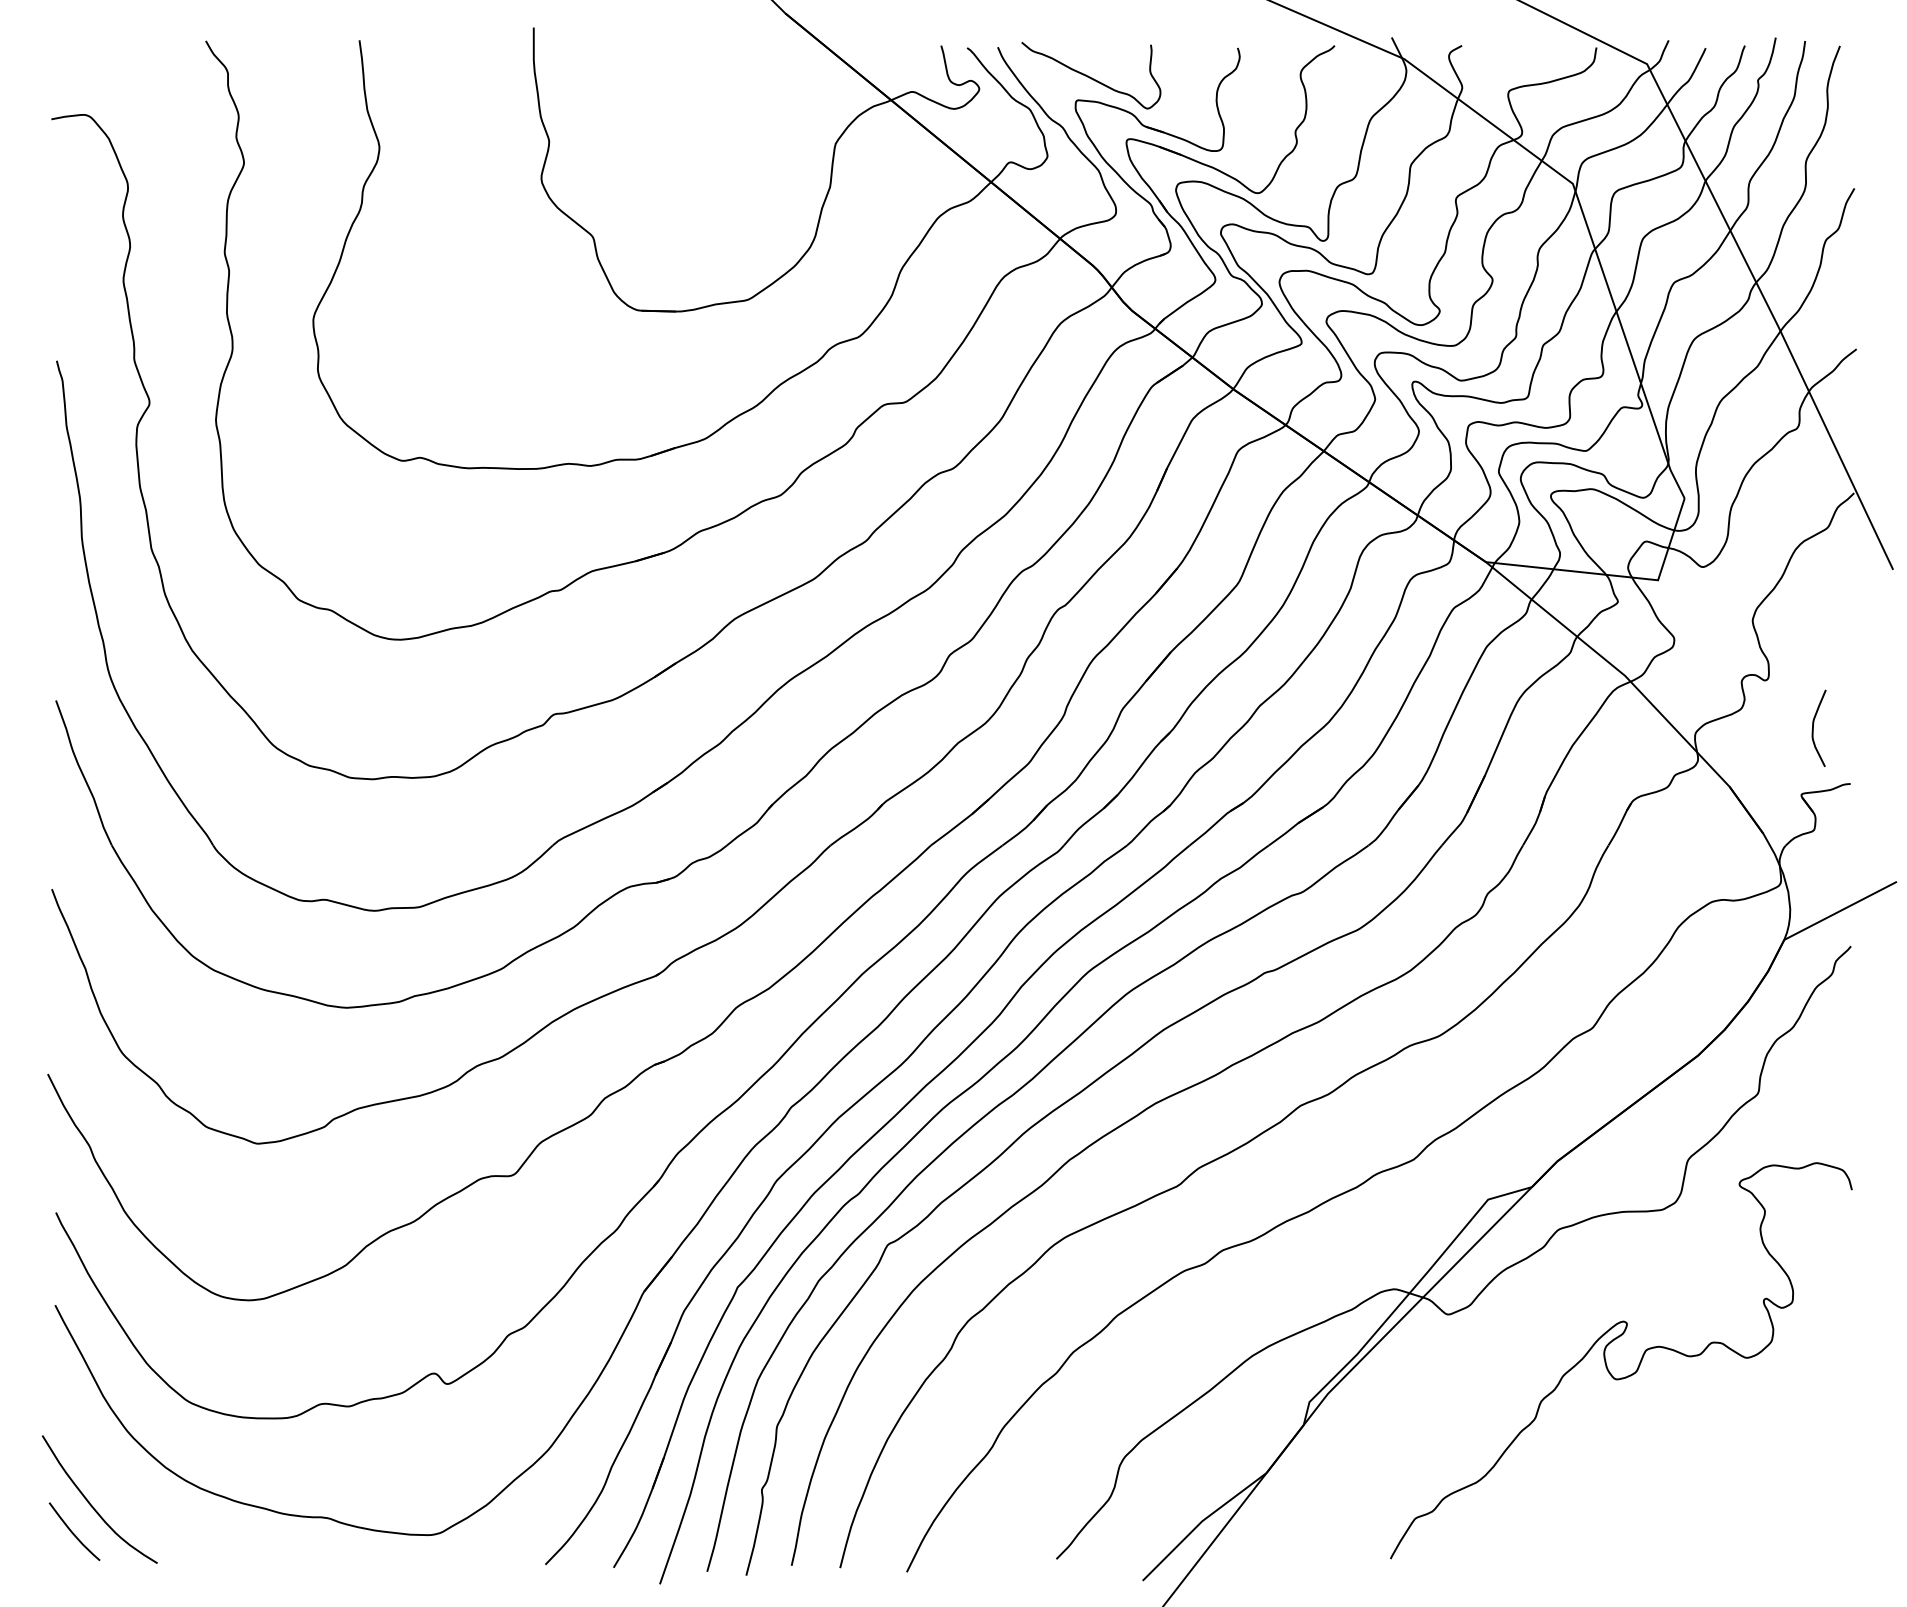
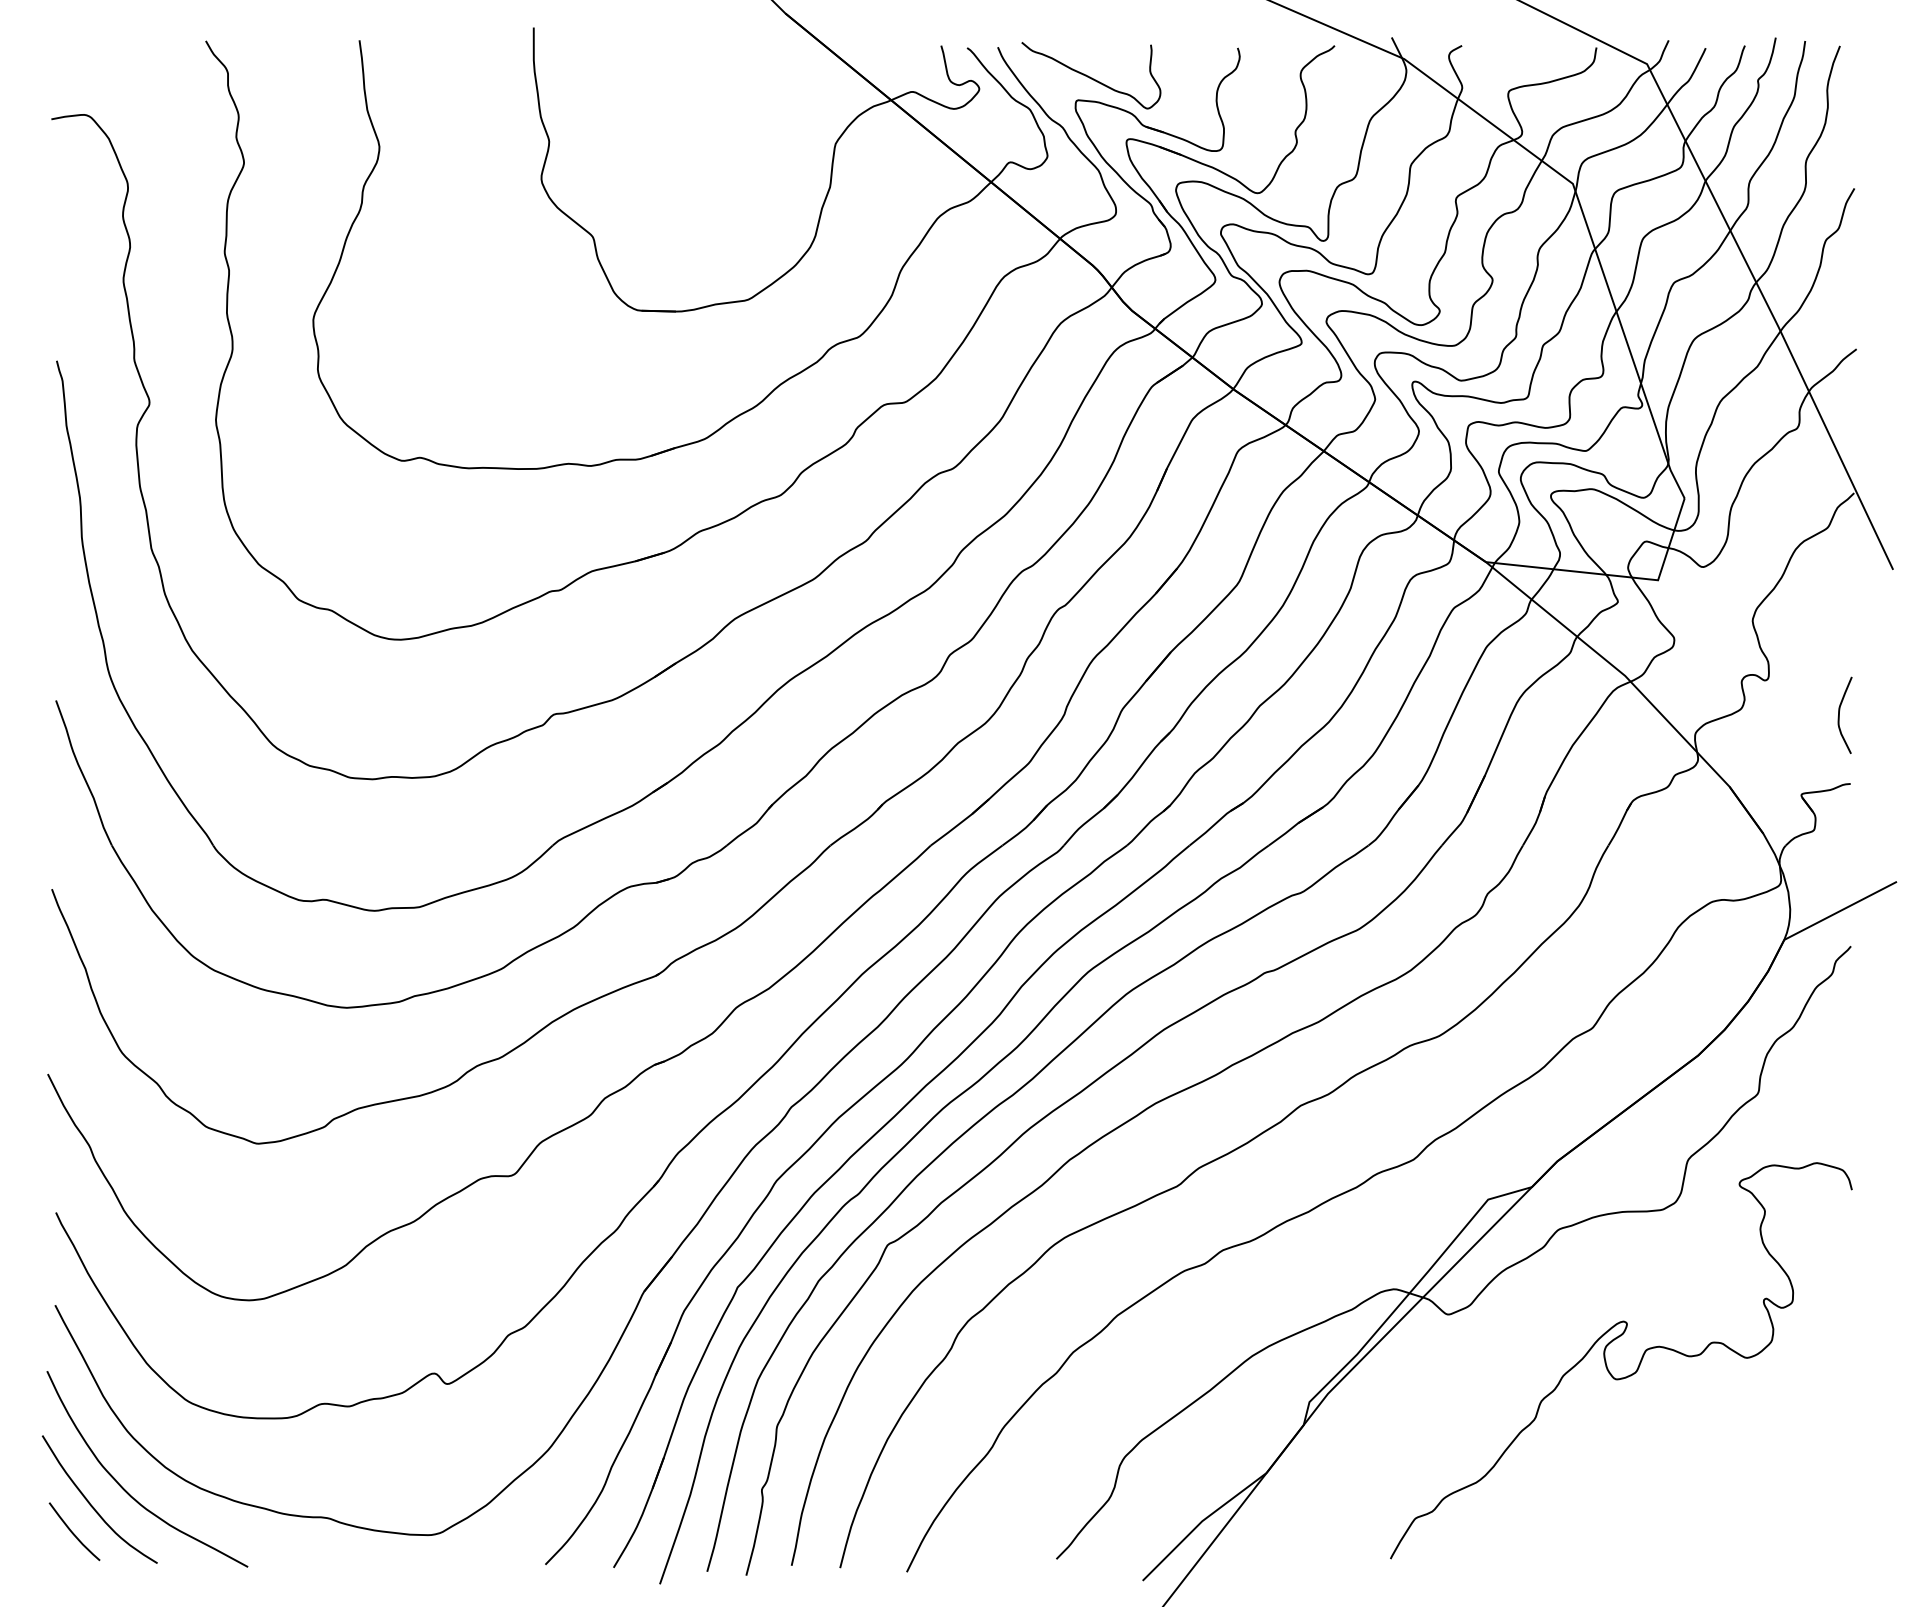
curve position: (1813, 727) -> (1839, 714) (1839, 714)
curve: none -> present (126, 1490)
